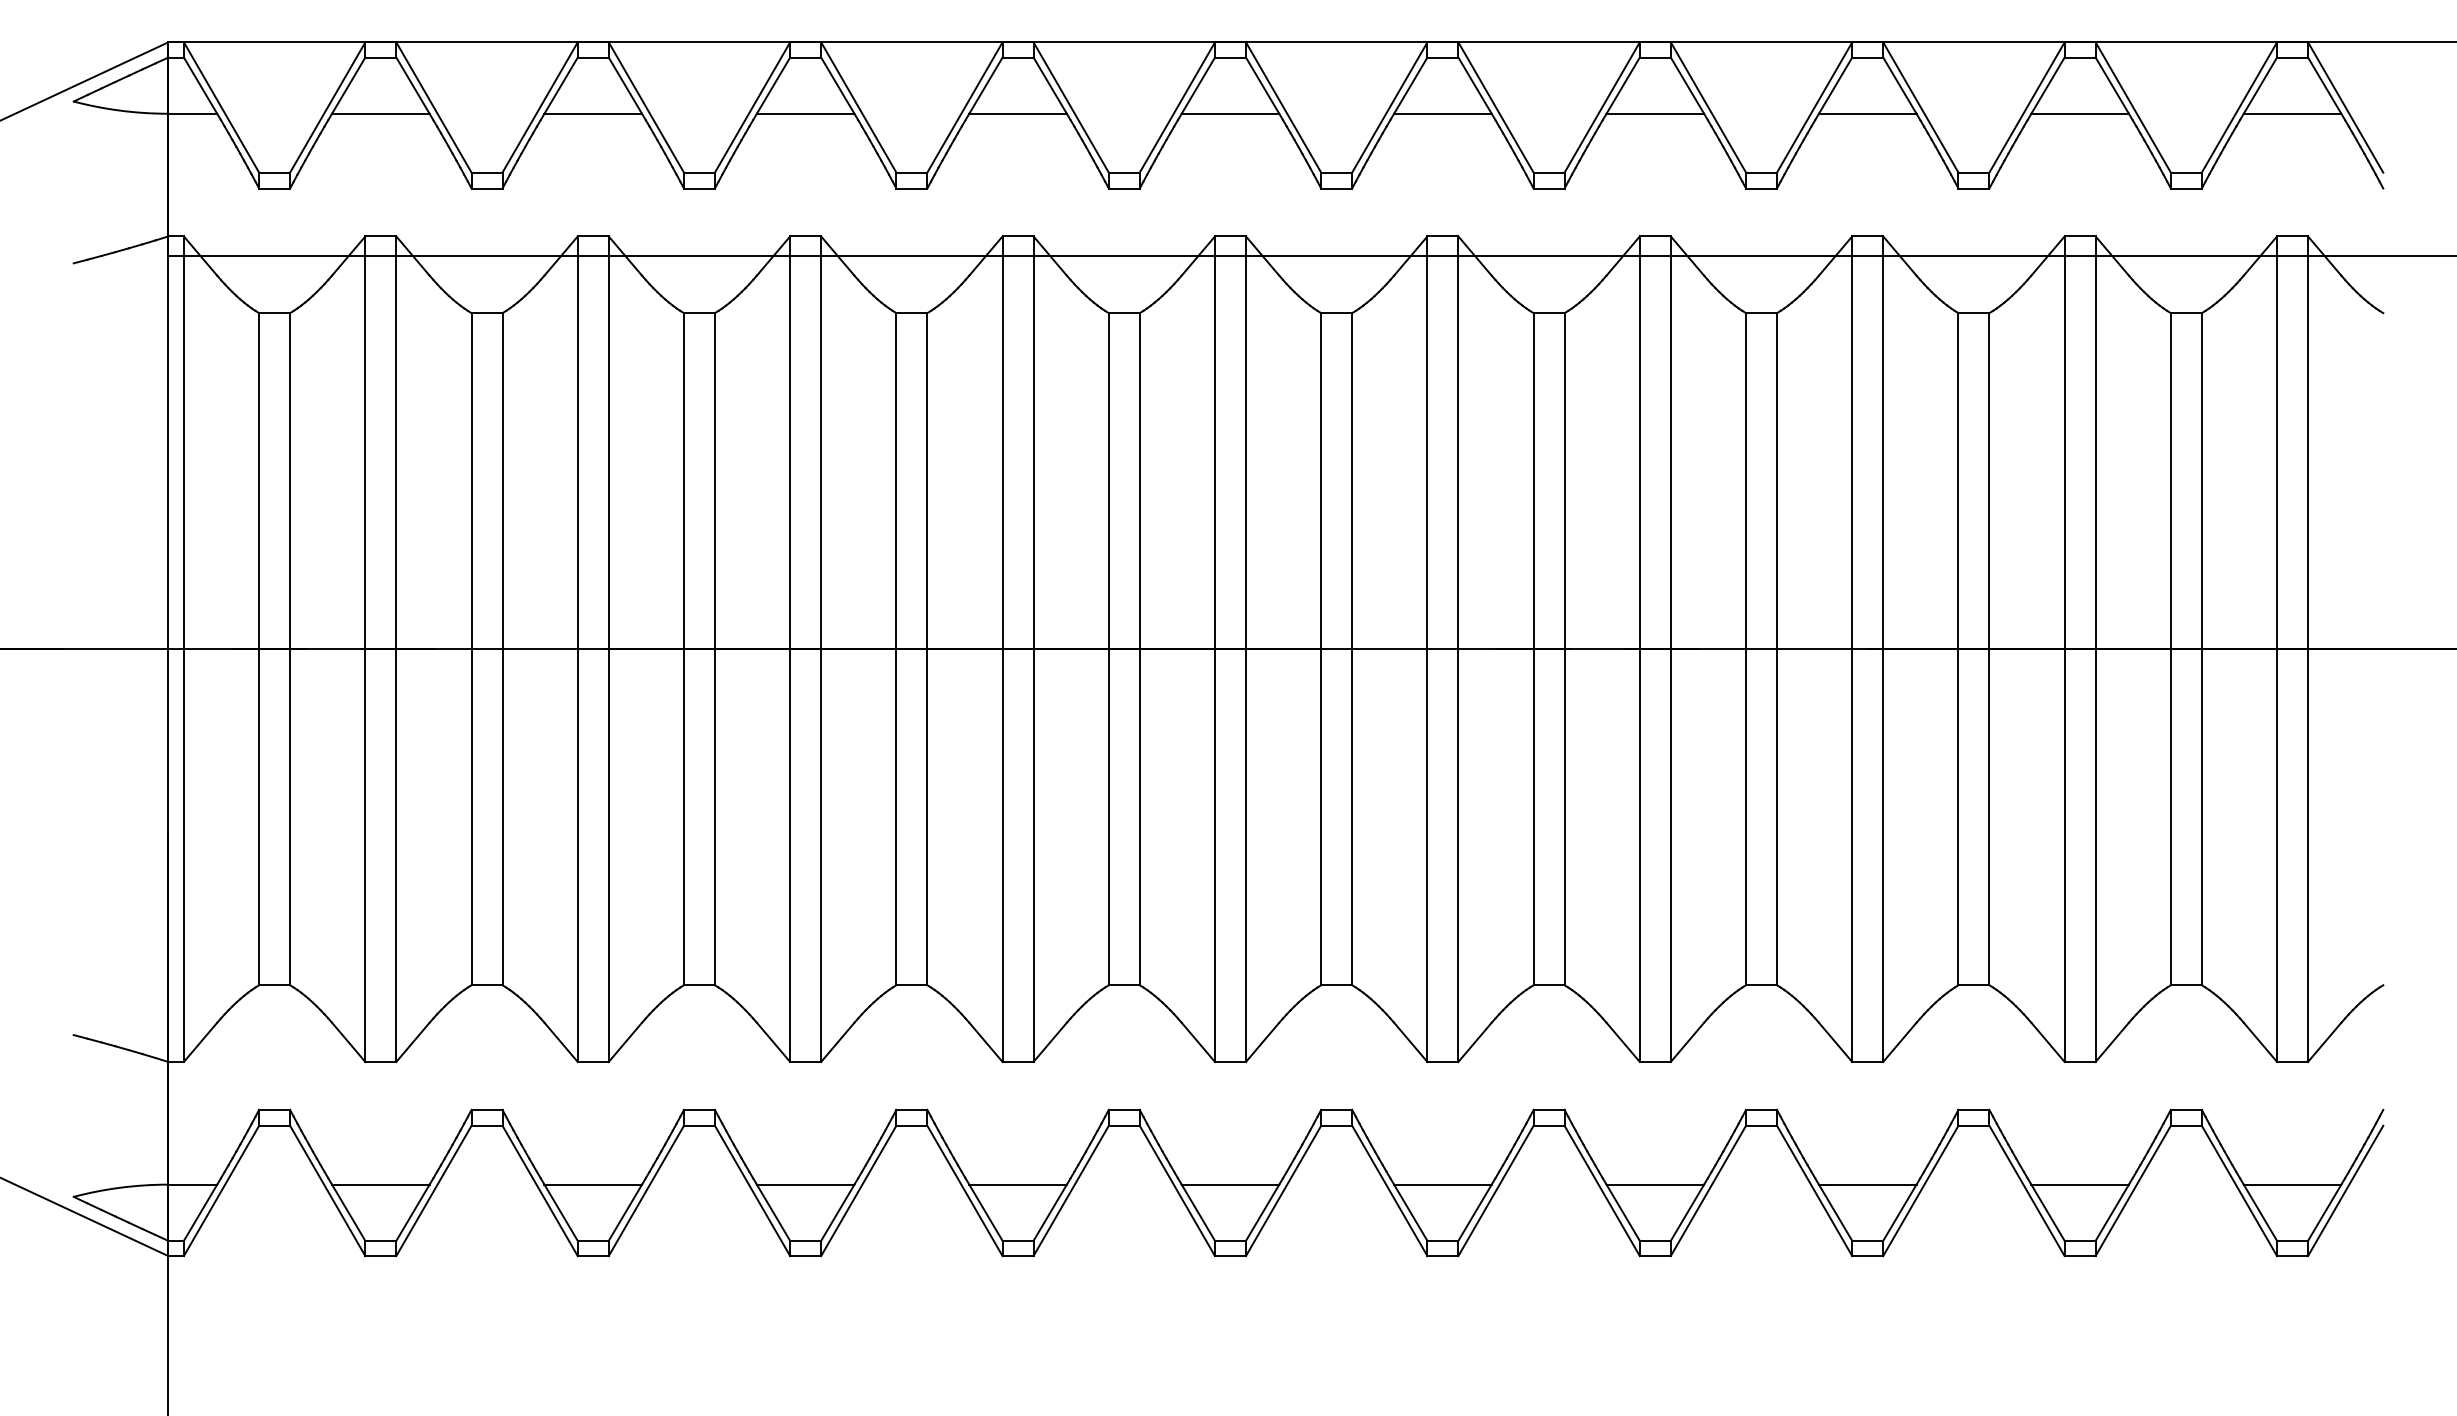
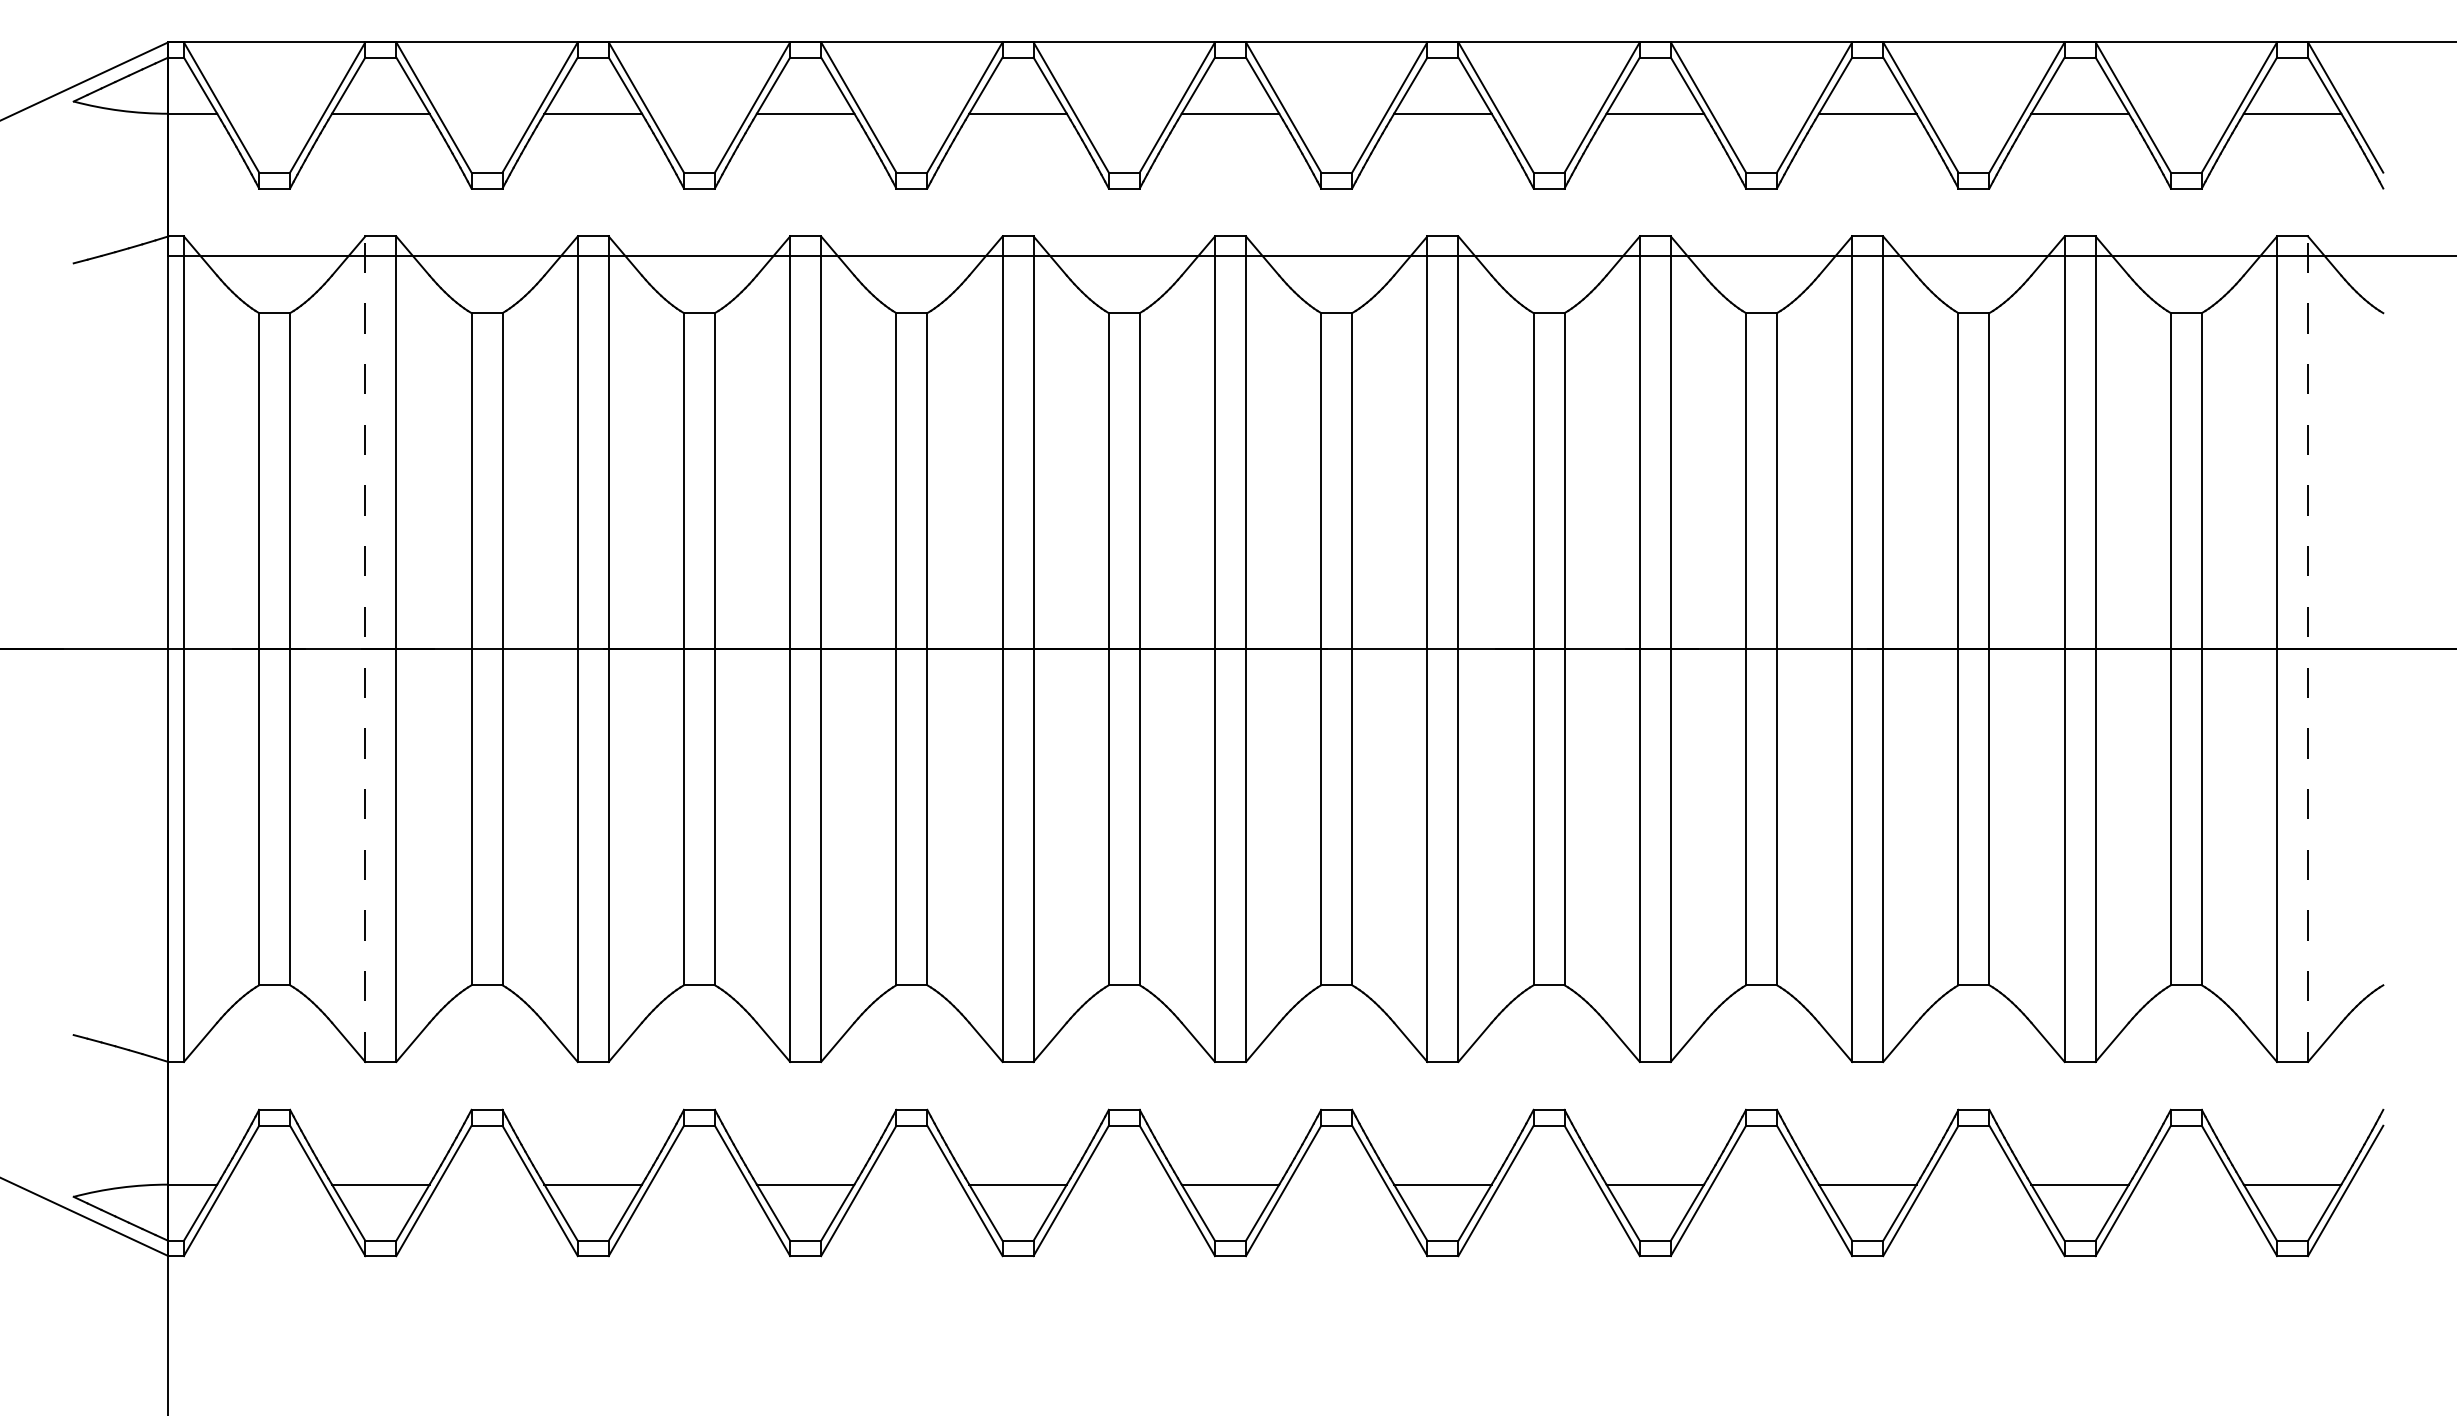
line: solid -> dashed (365, 649)
line: solid -> dashed (2308, 649)
